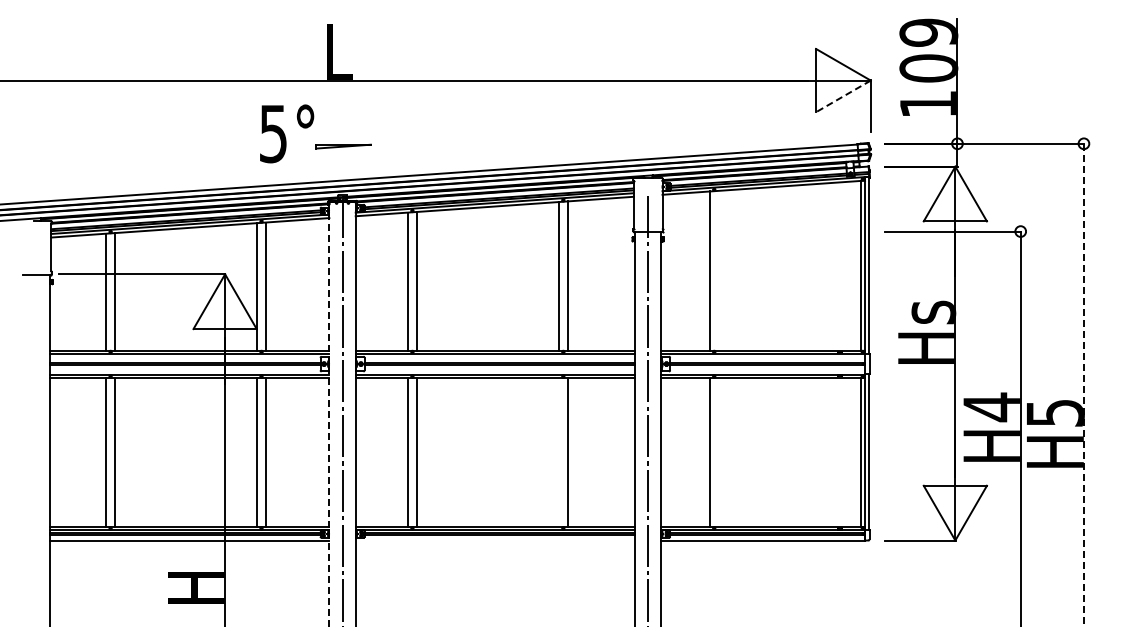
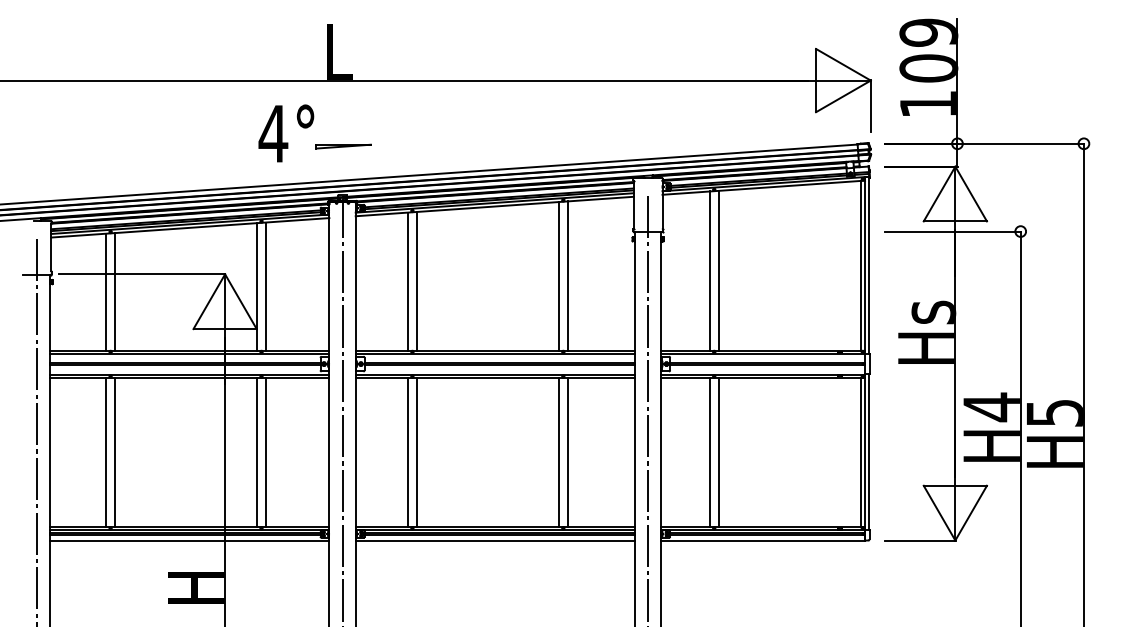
line: dashed -> solid (843, 96)
text: 5° -> 4° (273, 134)
line: none -> present (718, 270)
line: dashed -> solid (1083, 385)
line: dashed -> solid (329, 414)
line: none -> present (36, 430)
line: none -> present (559, 451)
line: none -> present (718, 451)
line: none -> present (494, 540)
